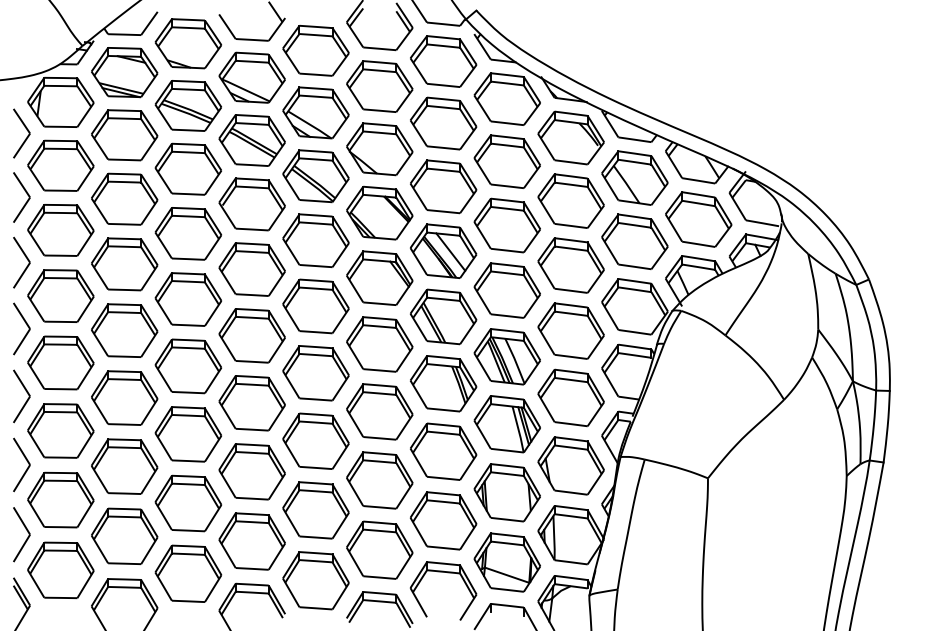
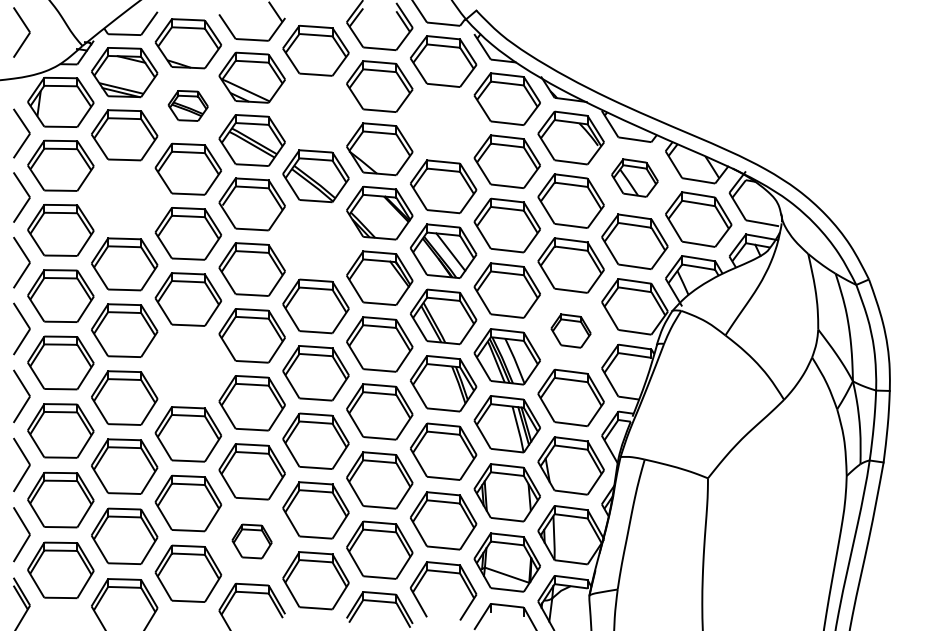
part: none -> present (27, 30)
part size: 68x52 px -> 42x32 px (187, 105)
part: present -> none (315, 112)
part: present -> none (443, 123)
part size: 68x56 px -> 48x40 px (634, 177)
part: present -> none (124, 198)
part: present -> none (315, 240)
part size: 68x58 px -> 42x36 px (570, 330)
part: present -> none (187, 366)
part size: 68x59 px -> 42x37 px (251, 541)
